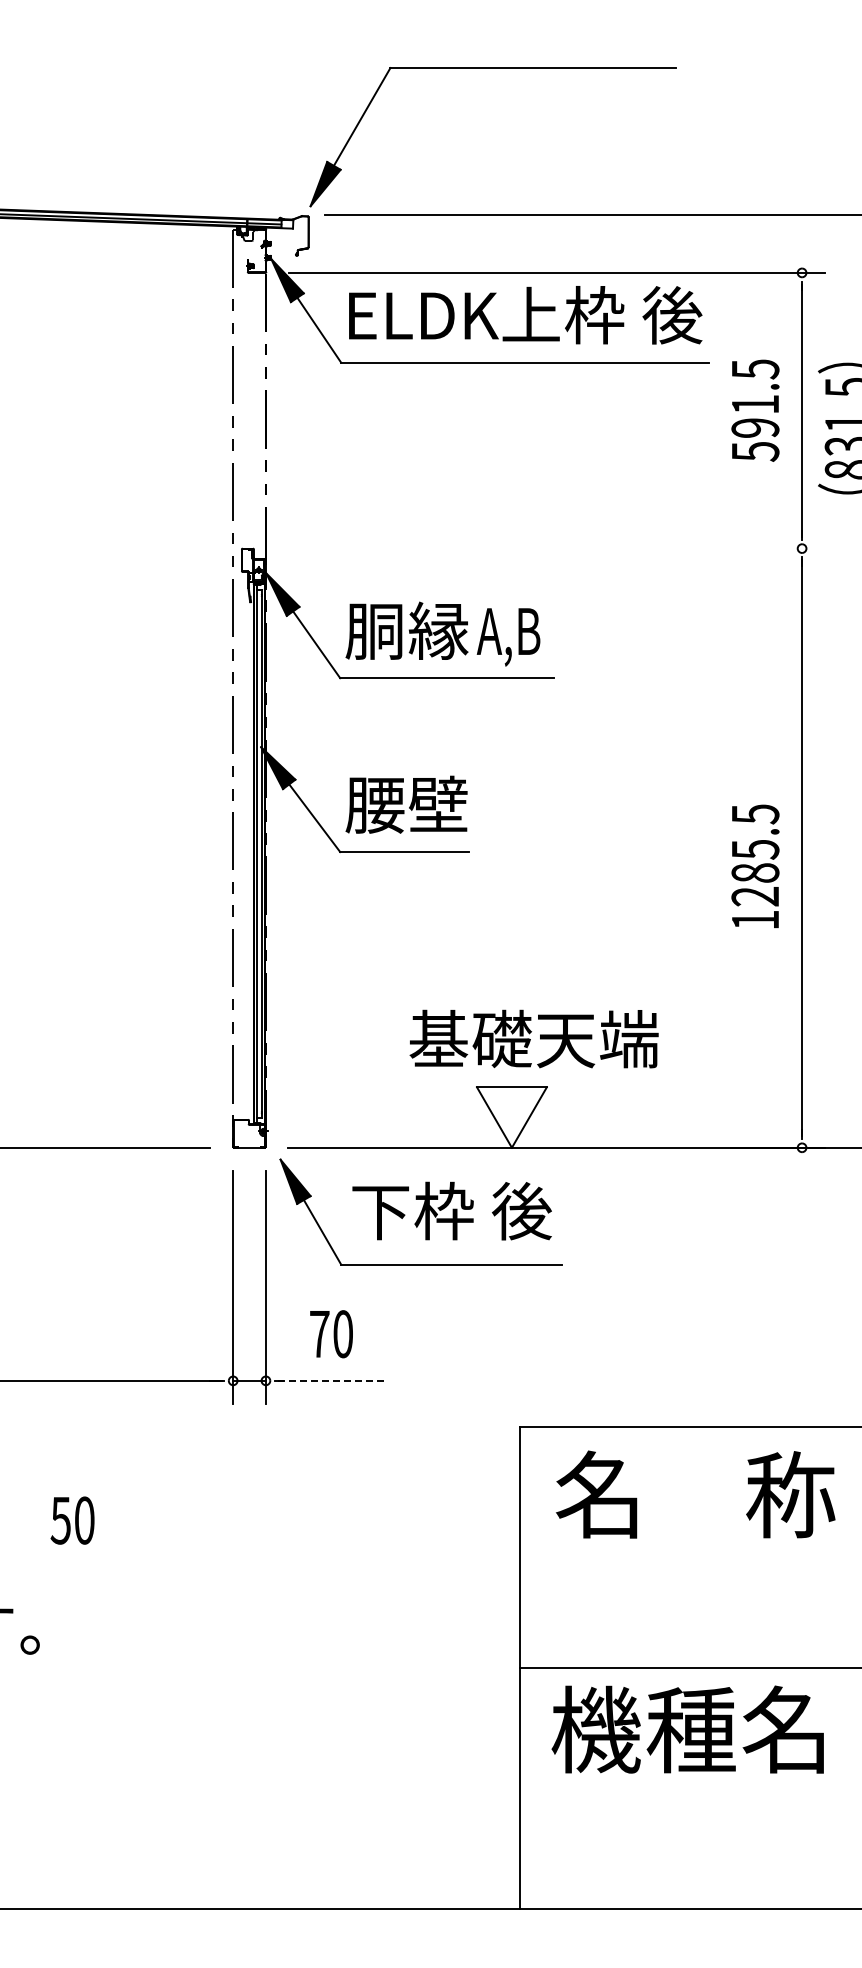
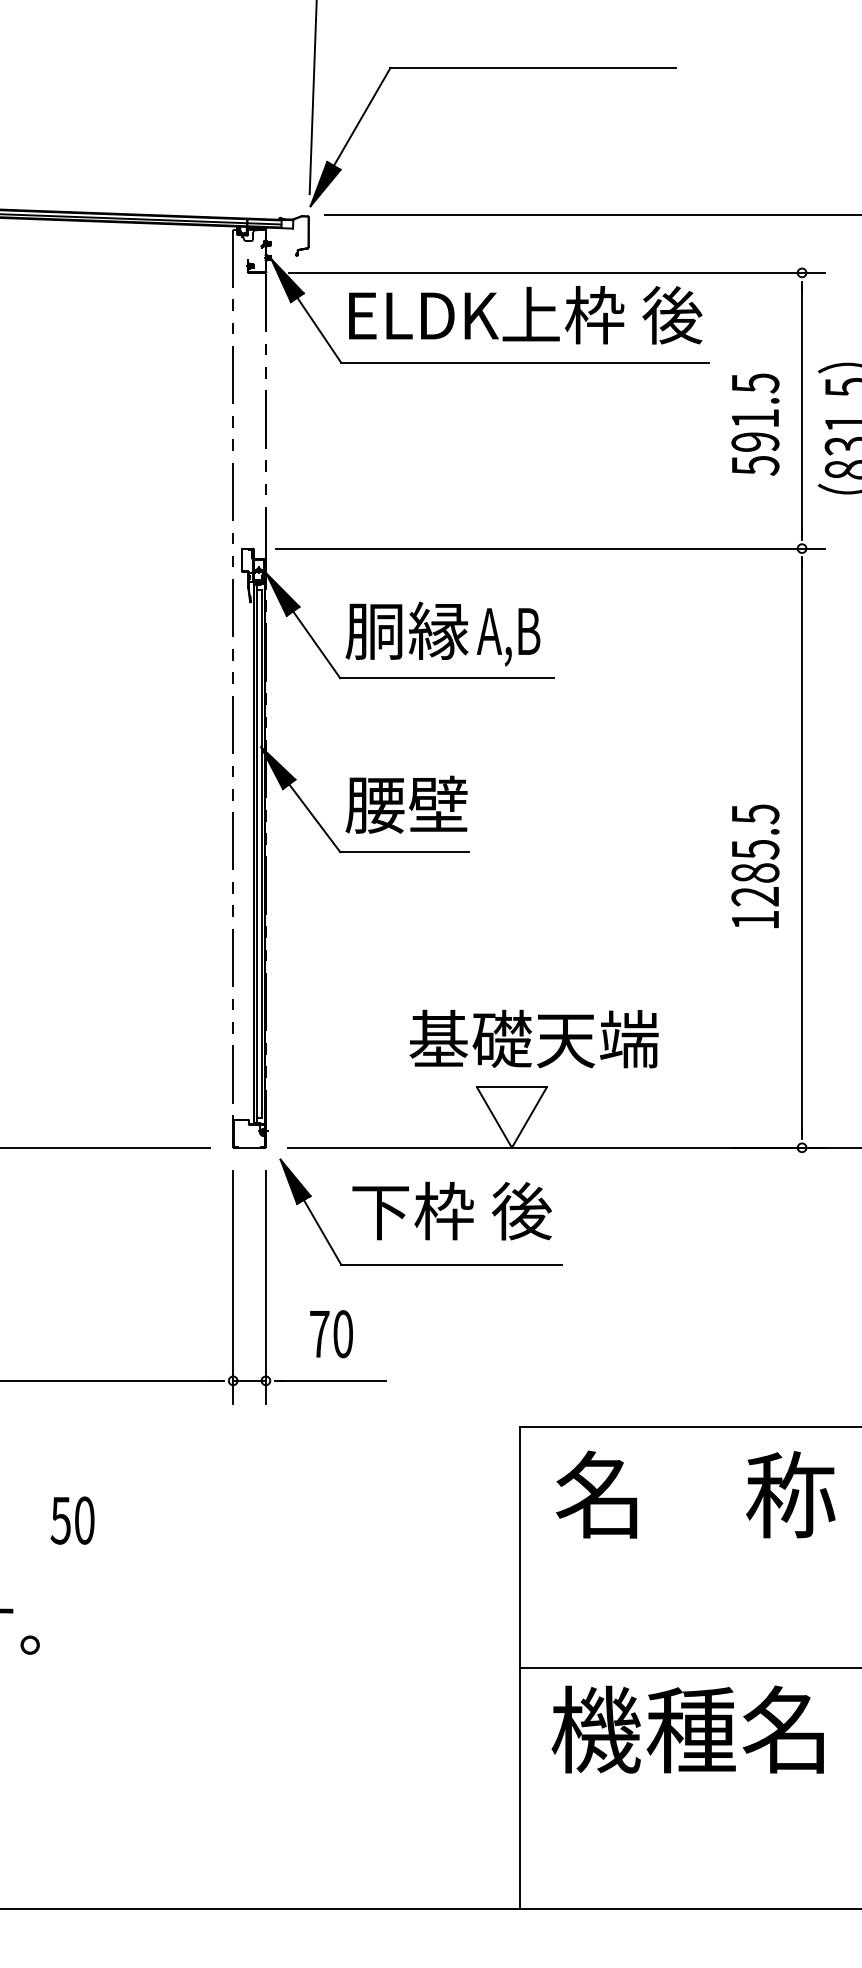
line: none -> present (312, 98)
text position: (755, 410) -> (755, 424) (755, 424)
line: none -> present (550, 548)
line: dashed -> solid (332, 1380)
